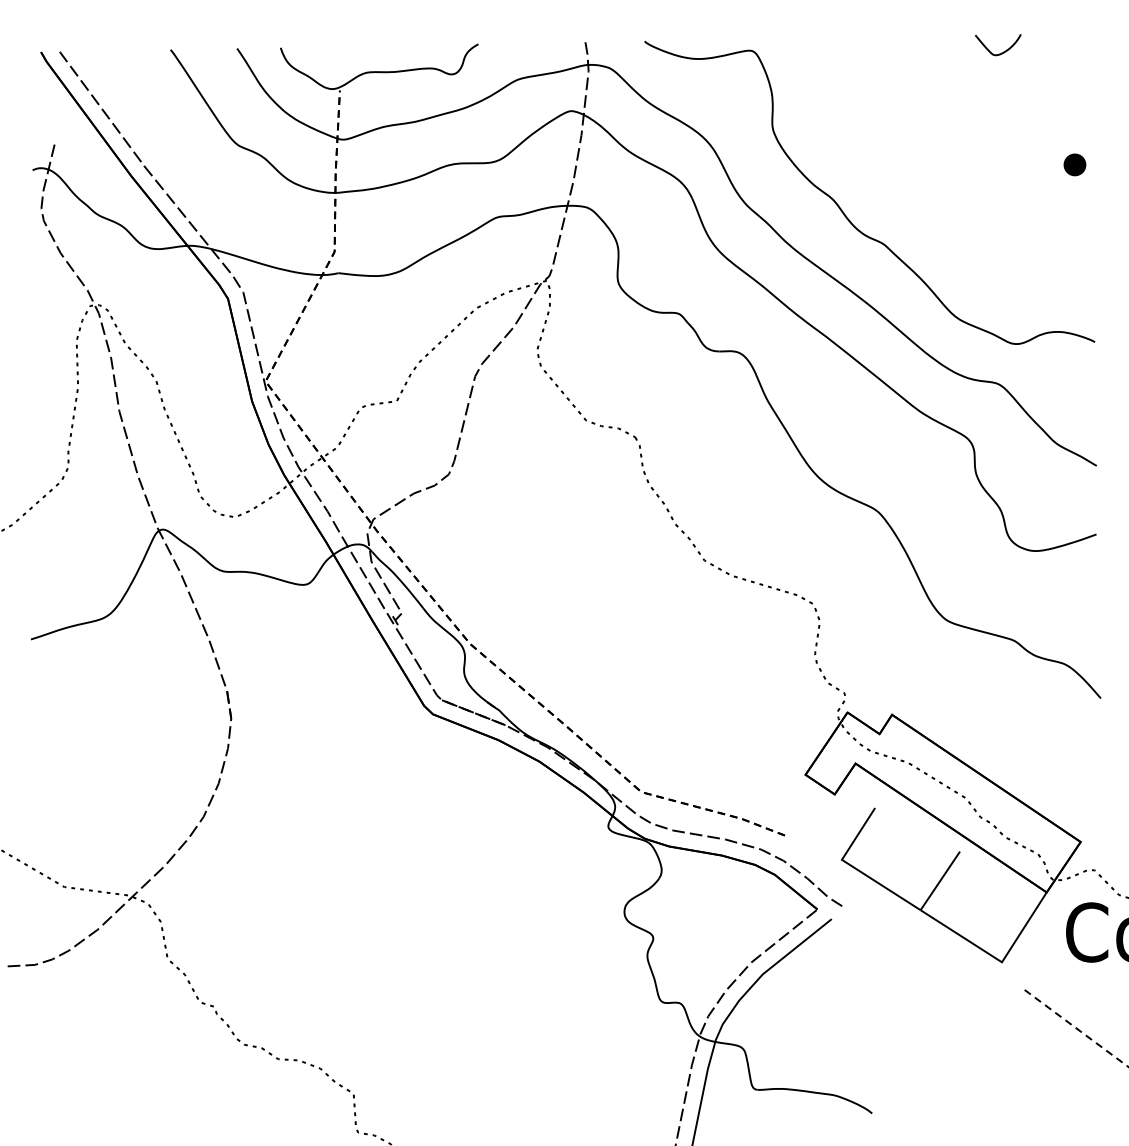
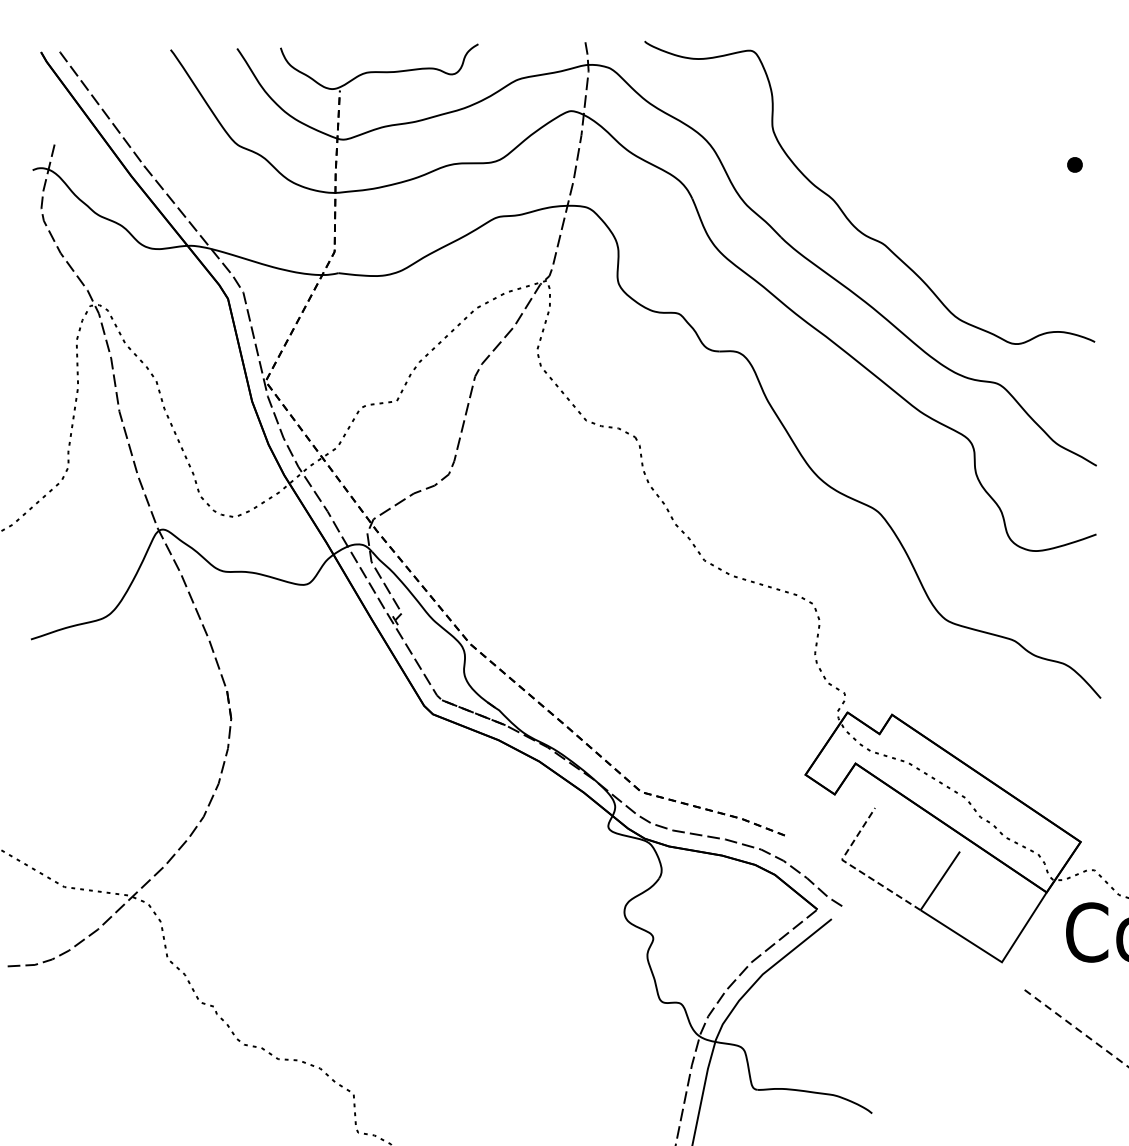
curve: present -> none (1001, 52)
part size: 24x24 px -> 16x16 px (1074, 164)
line: solid -> dashed (854, 867)
